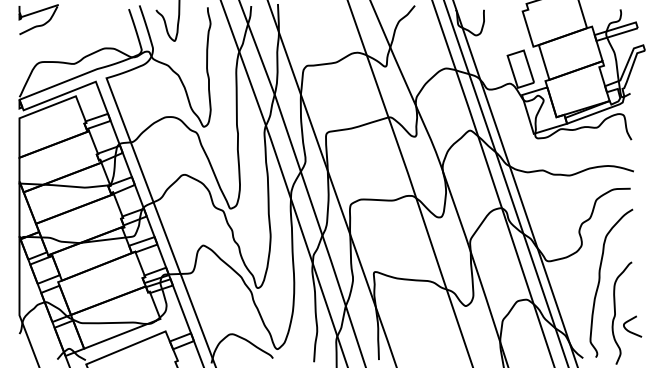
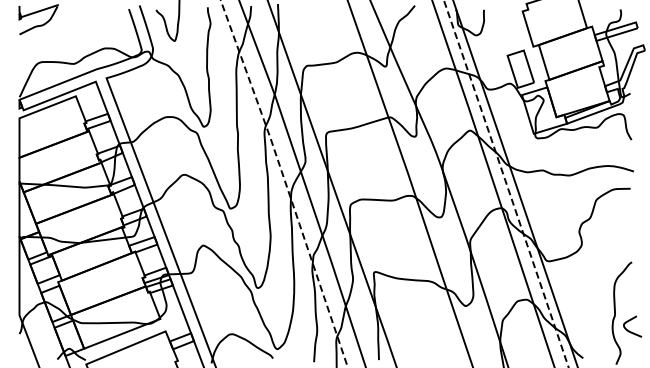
line: solid -> dashed (285, 183)
line: solid -> dashed (506, 184)
curve: present -> none (600, 281)
